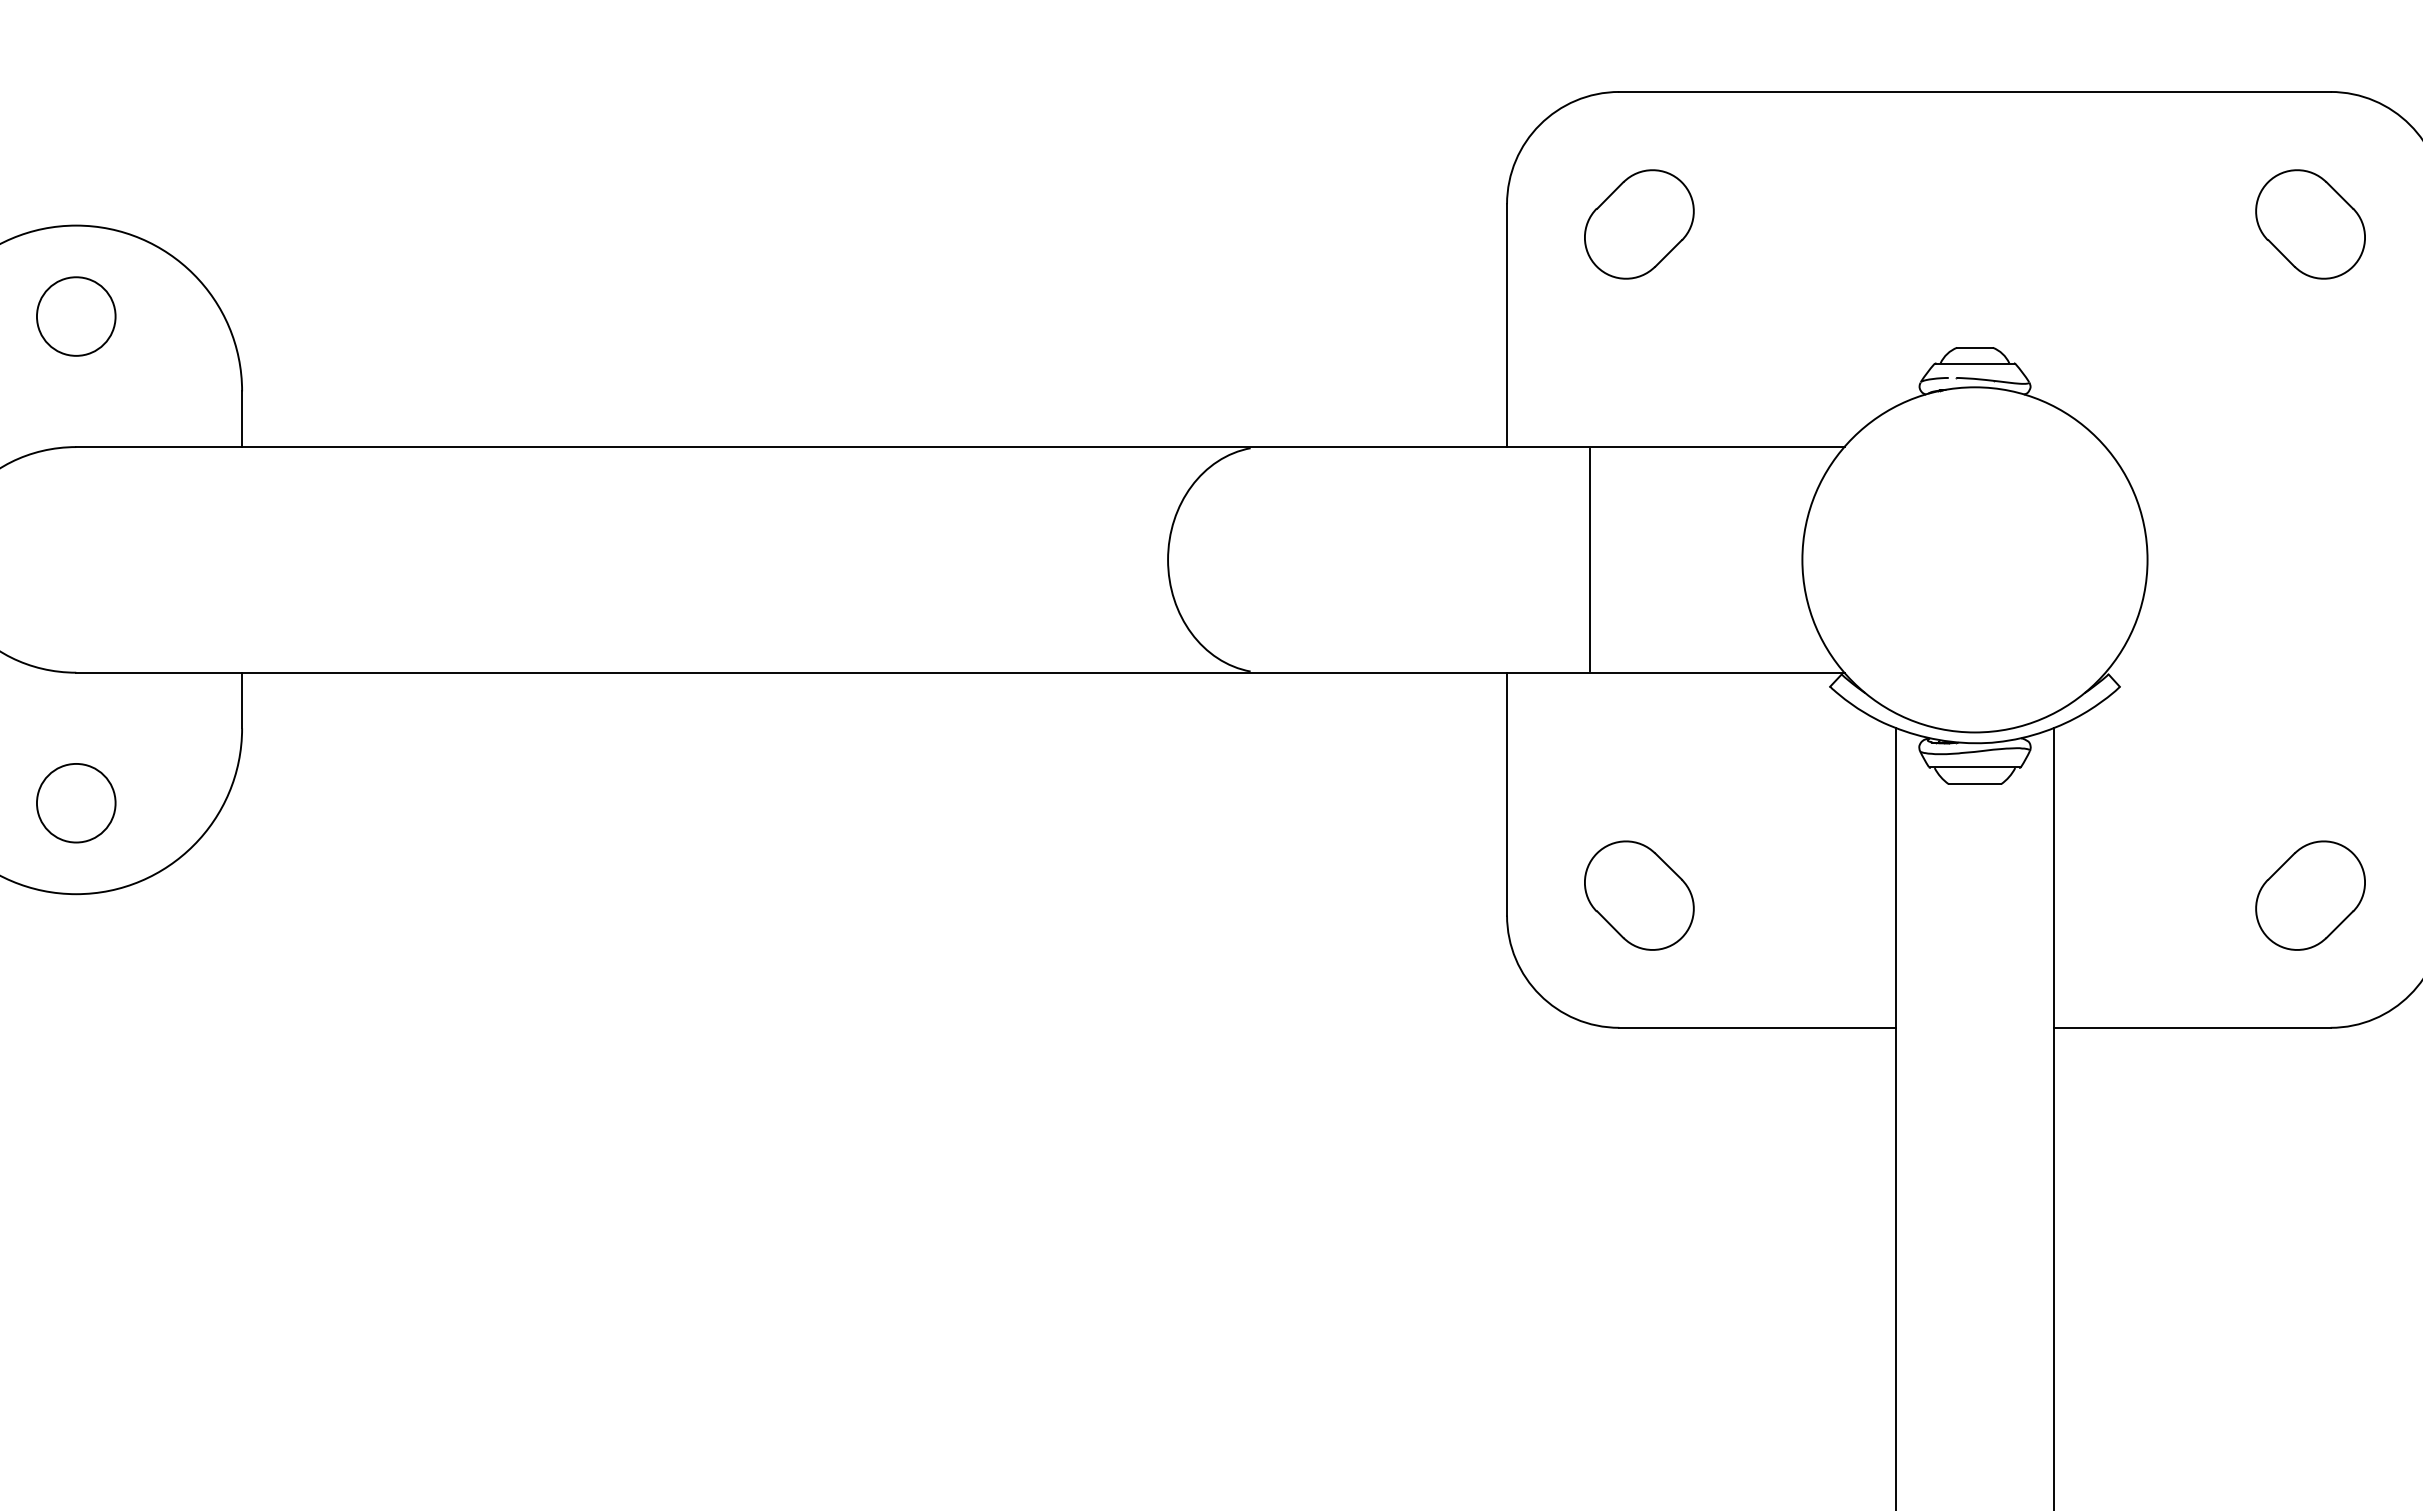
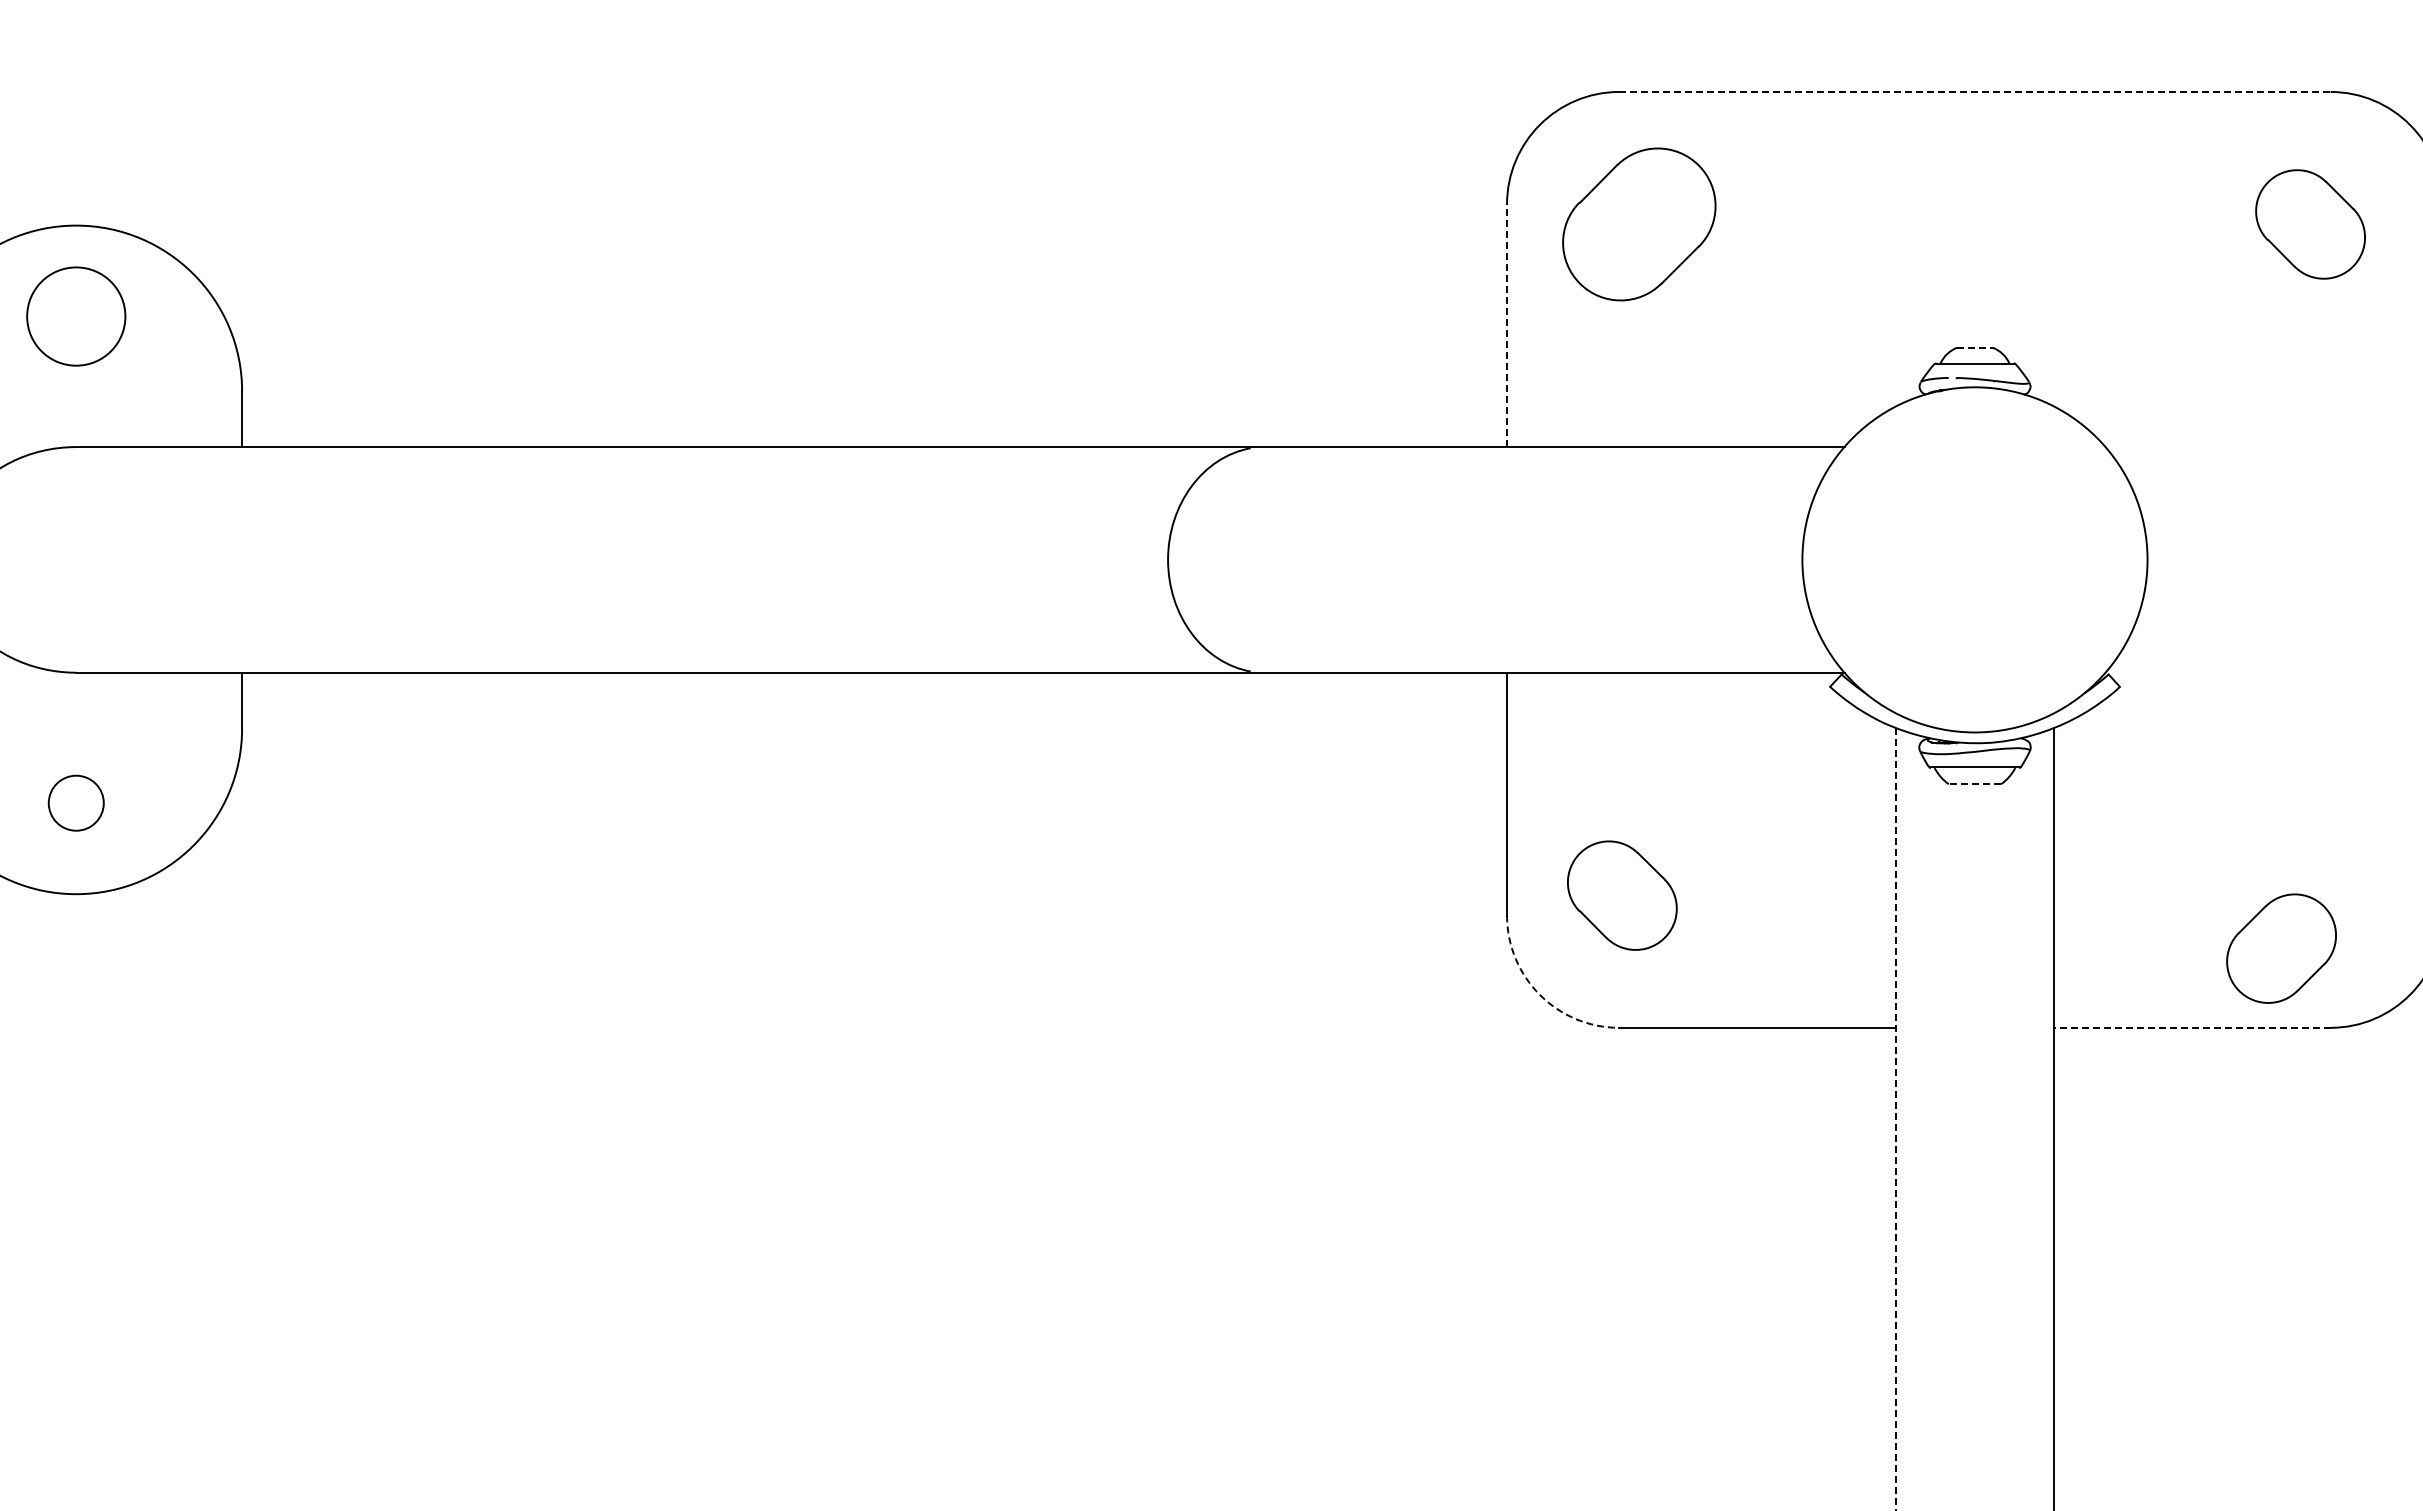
line: solid -> dashed (1974, 91)
part size: 111x111 px -> 155x155 px (1639, 224)
circle diameter: 79 px -> 98 px (76, 316)
line: solid -> dashed (1507, 325)
line: solid -> dashed (1975, 347)
line: present -> none (1590, 559)
line: solid -> dashed (1974, 784)
circle diameter: 79 px -> 55 px (75, 802)
part position: (1639, 895) -> (1622, 895) (1622, 895)
part position: (2310, 895) -> (2281, 948) (2281, 948)
arc: solid -> dashed (1539, 994)
line: solid -> dashed (2191, 1027)
line: solid -> dashed (1895, 1119)
